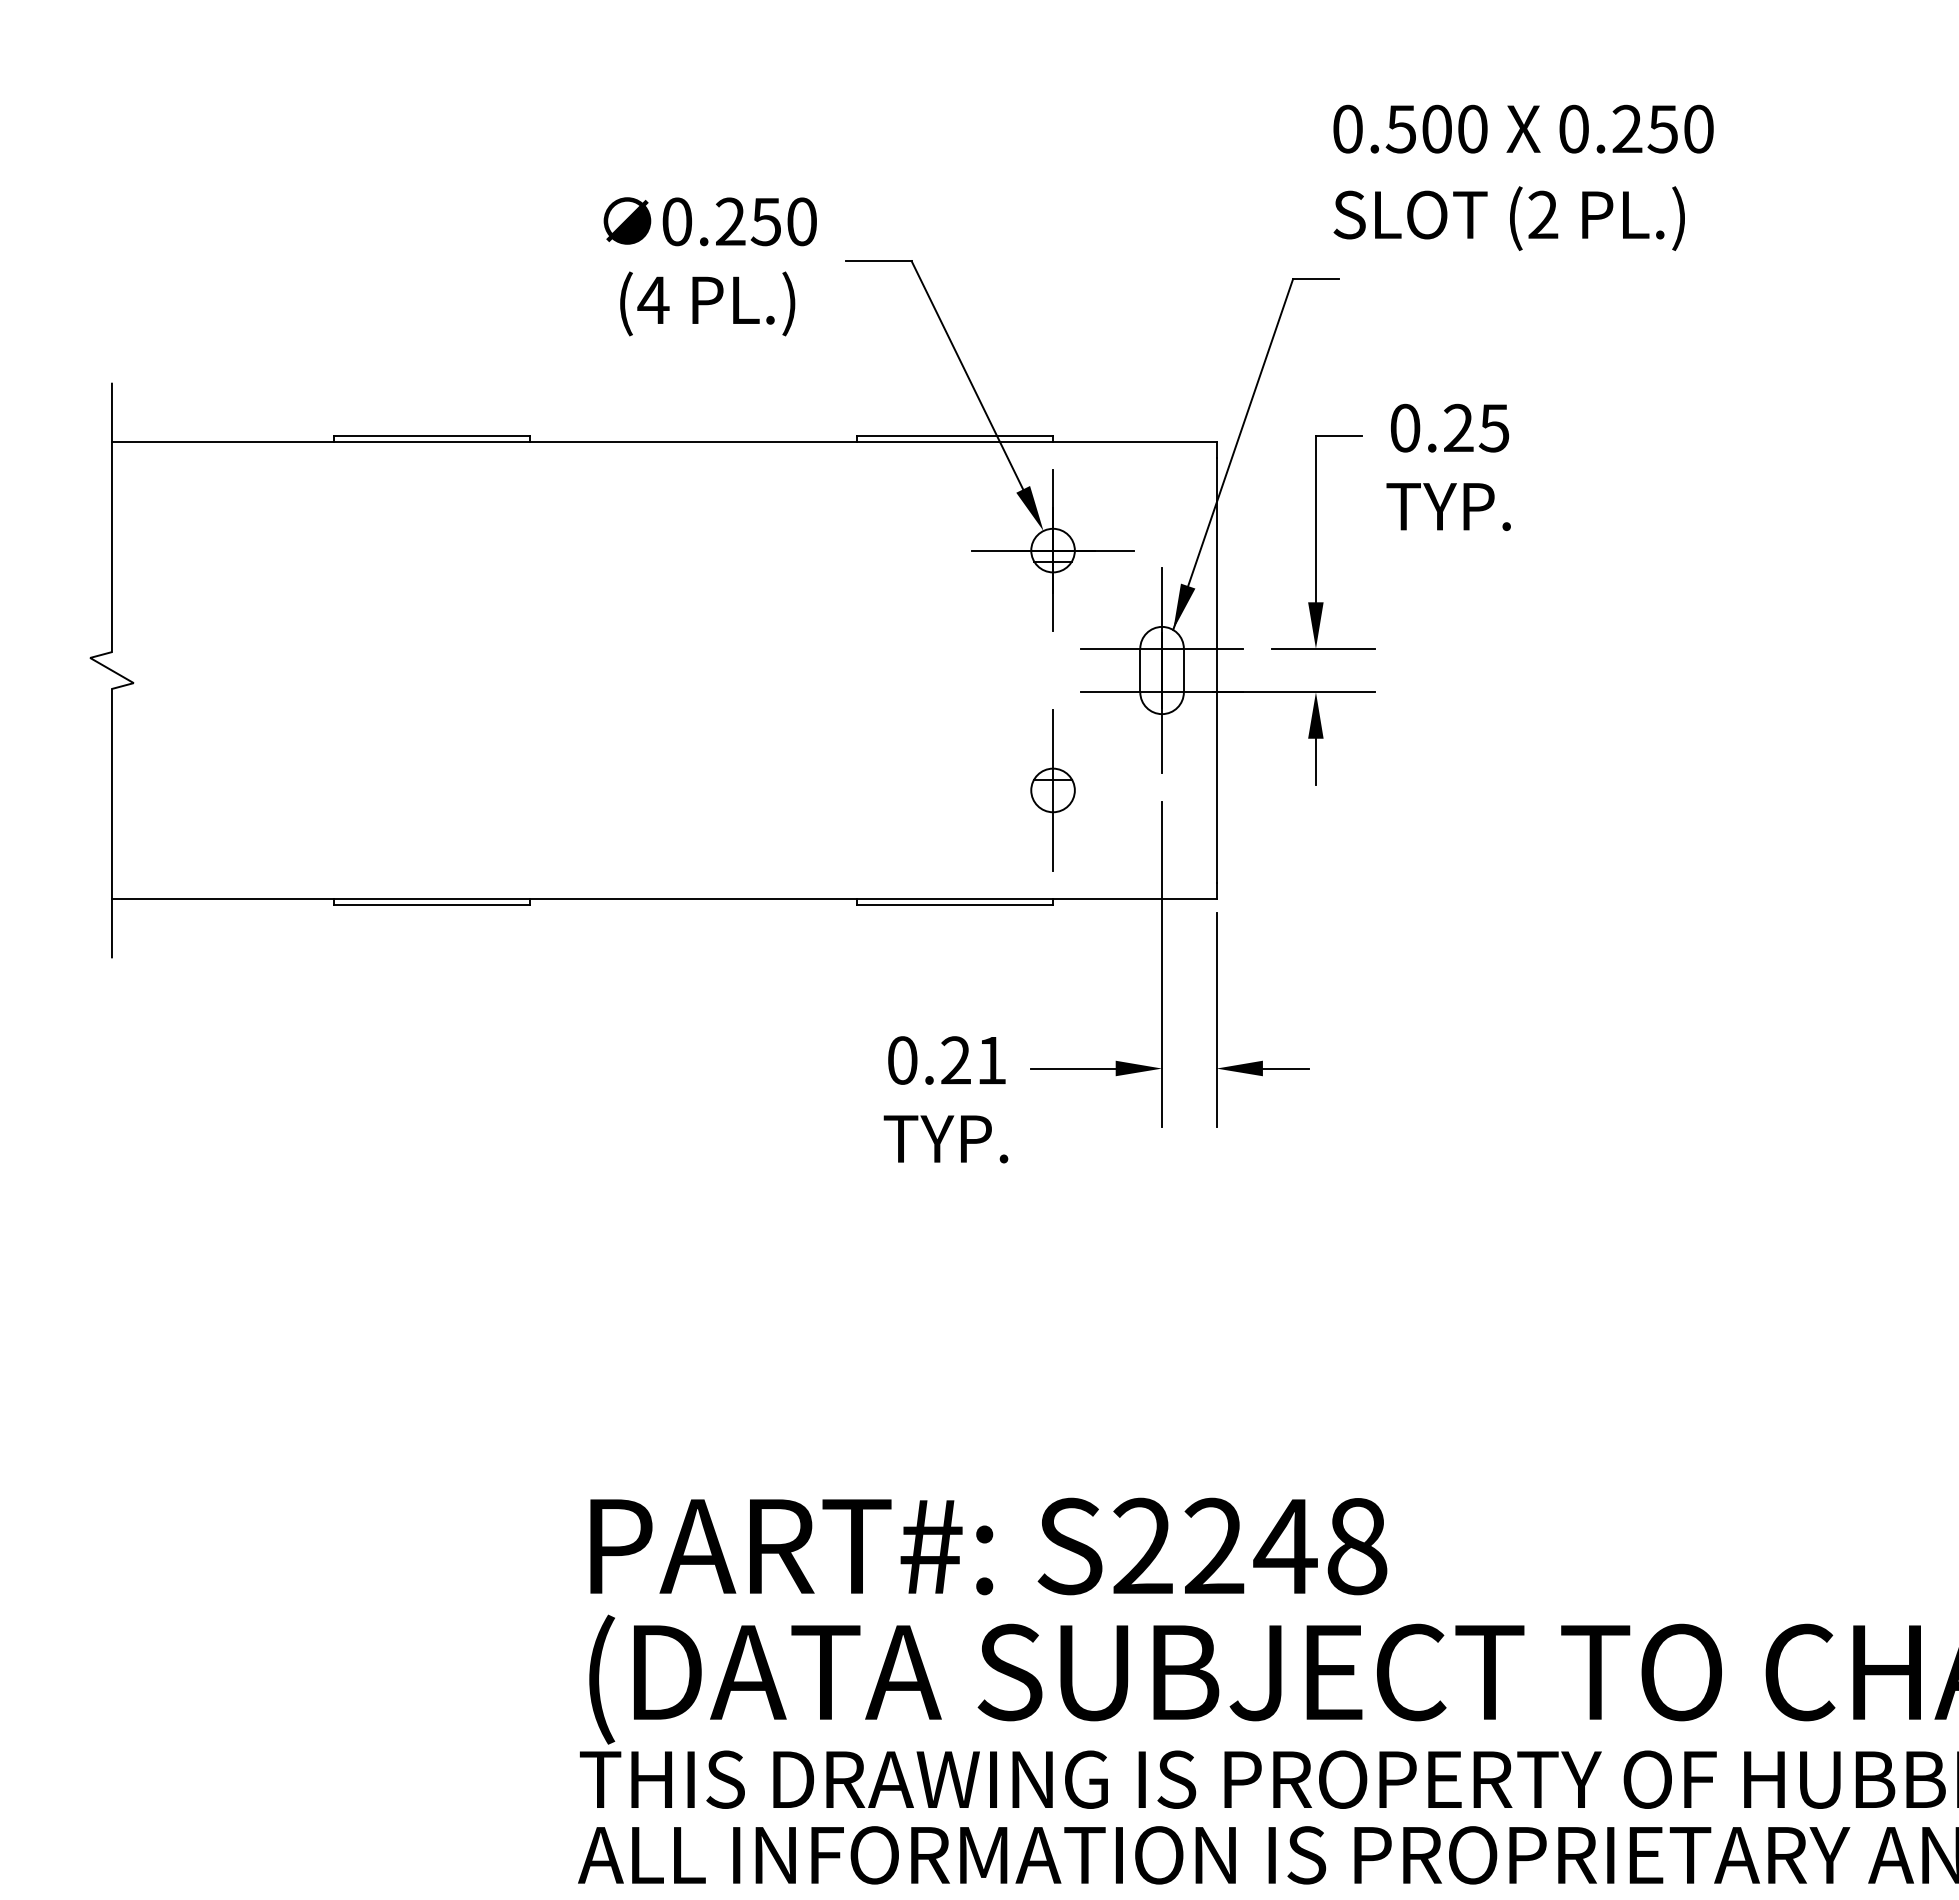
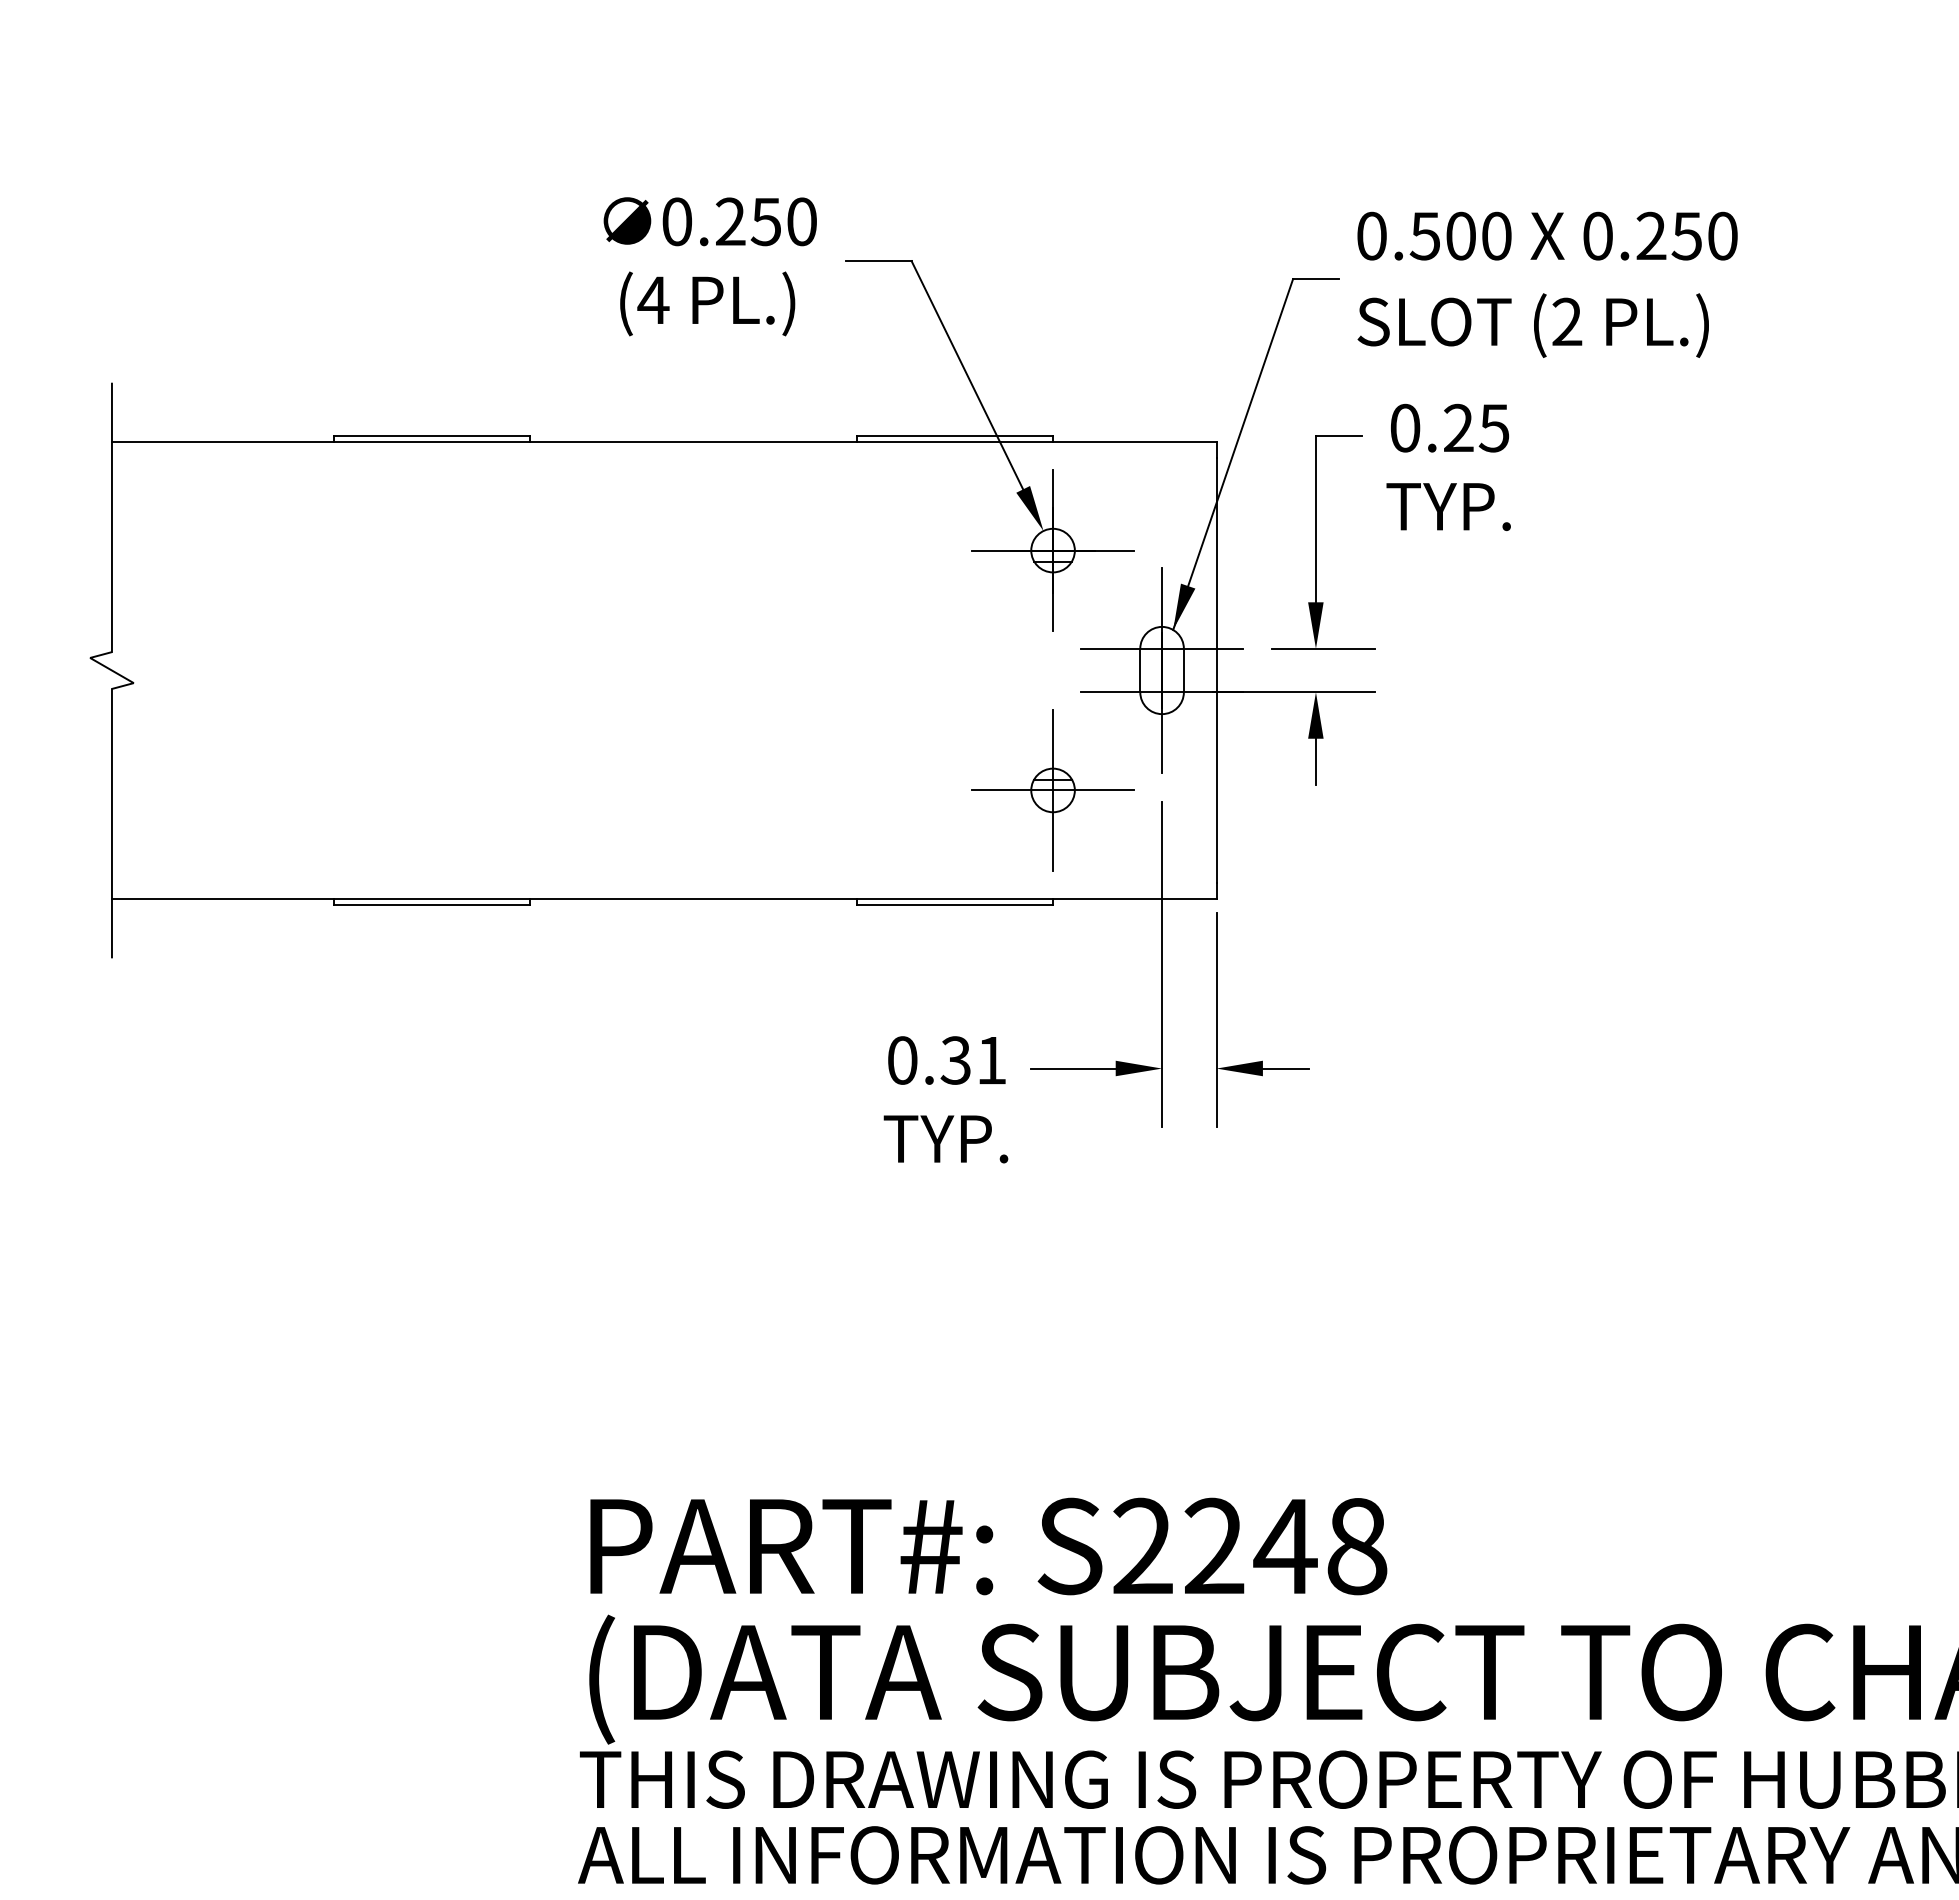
text position: (1523, 177) -> (1547, 284) (1547, 284)
line: none -> present (1052, 790)
text: 0.21 -> 0.31 (955, 1060)
